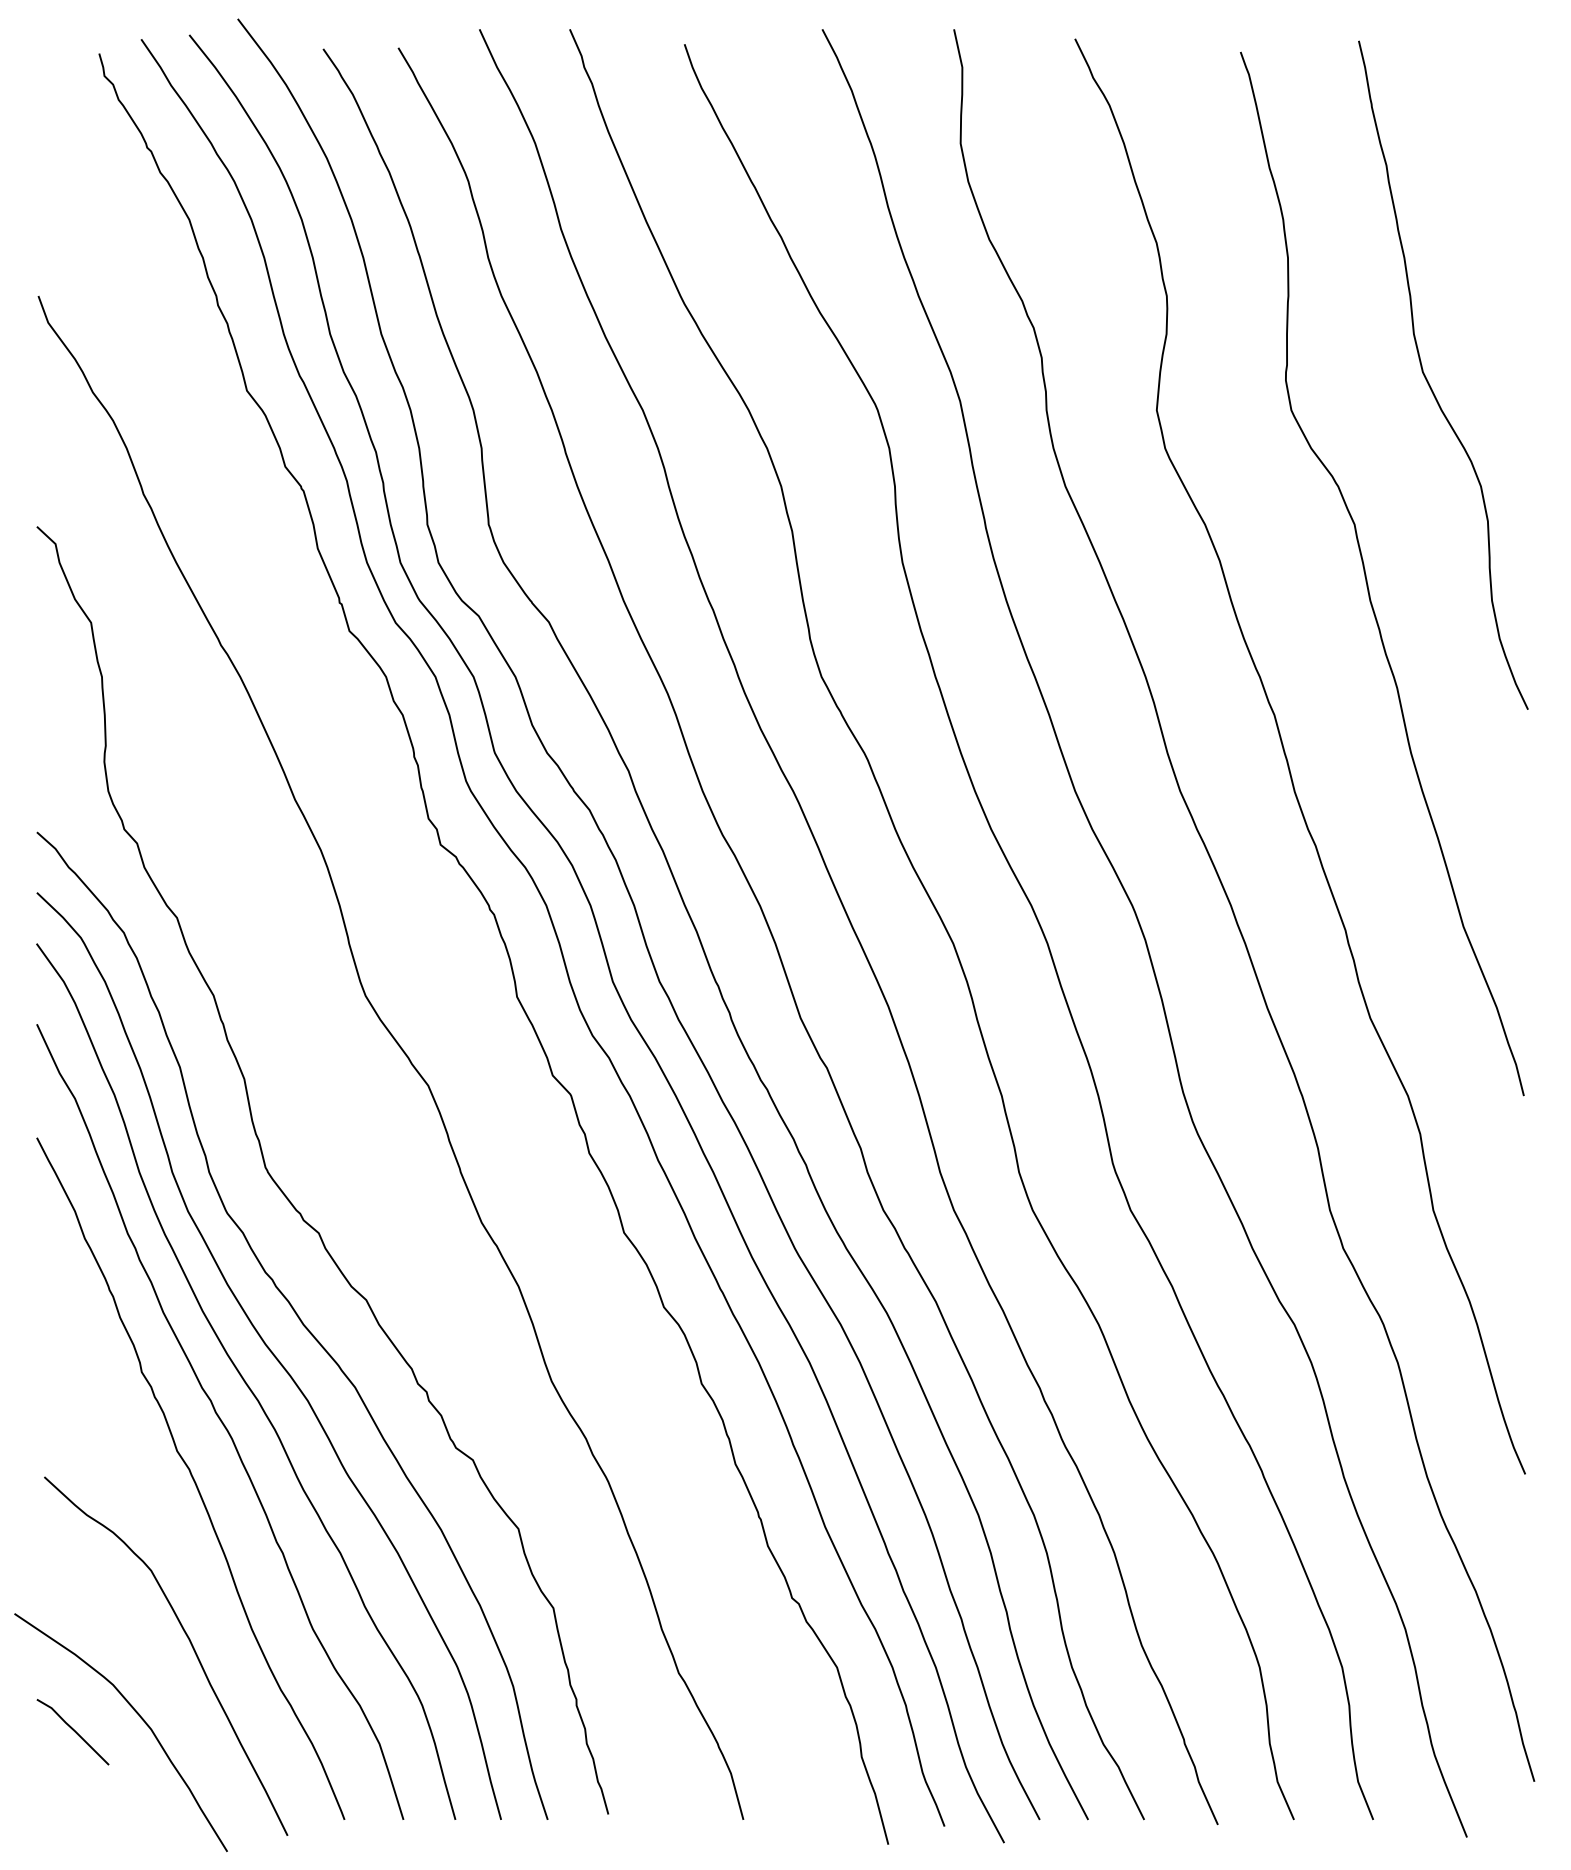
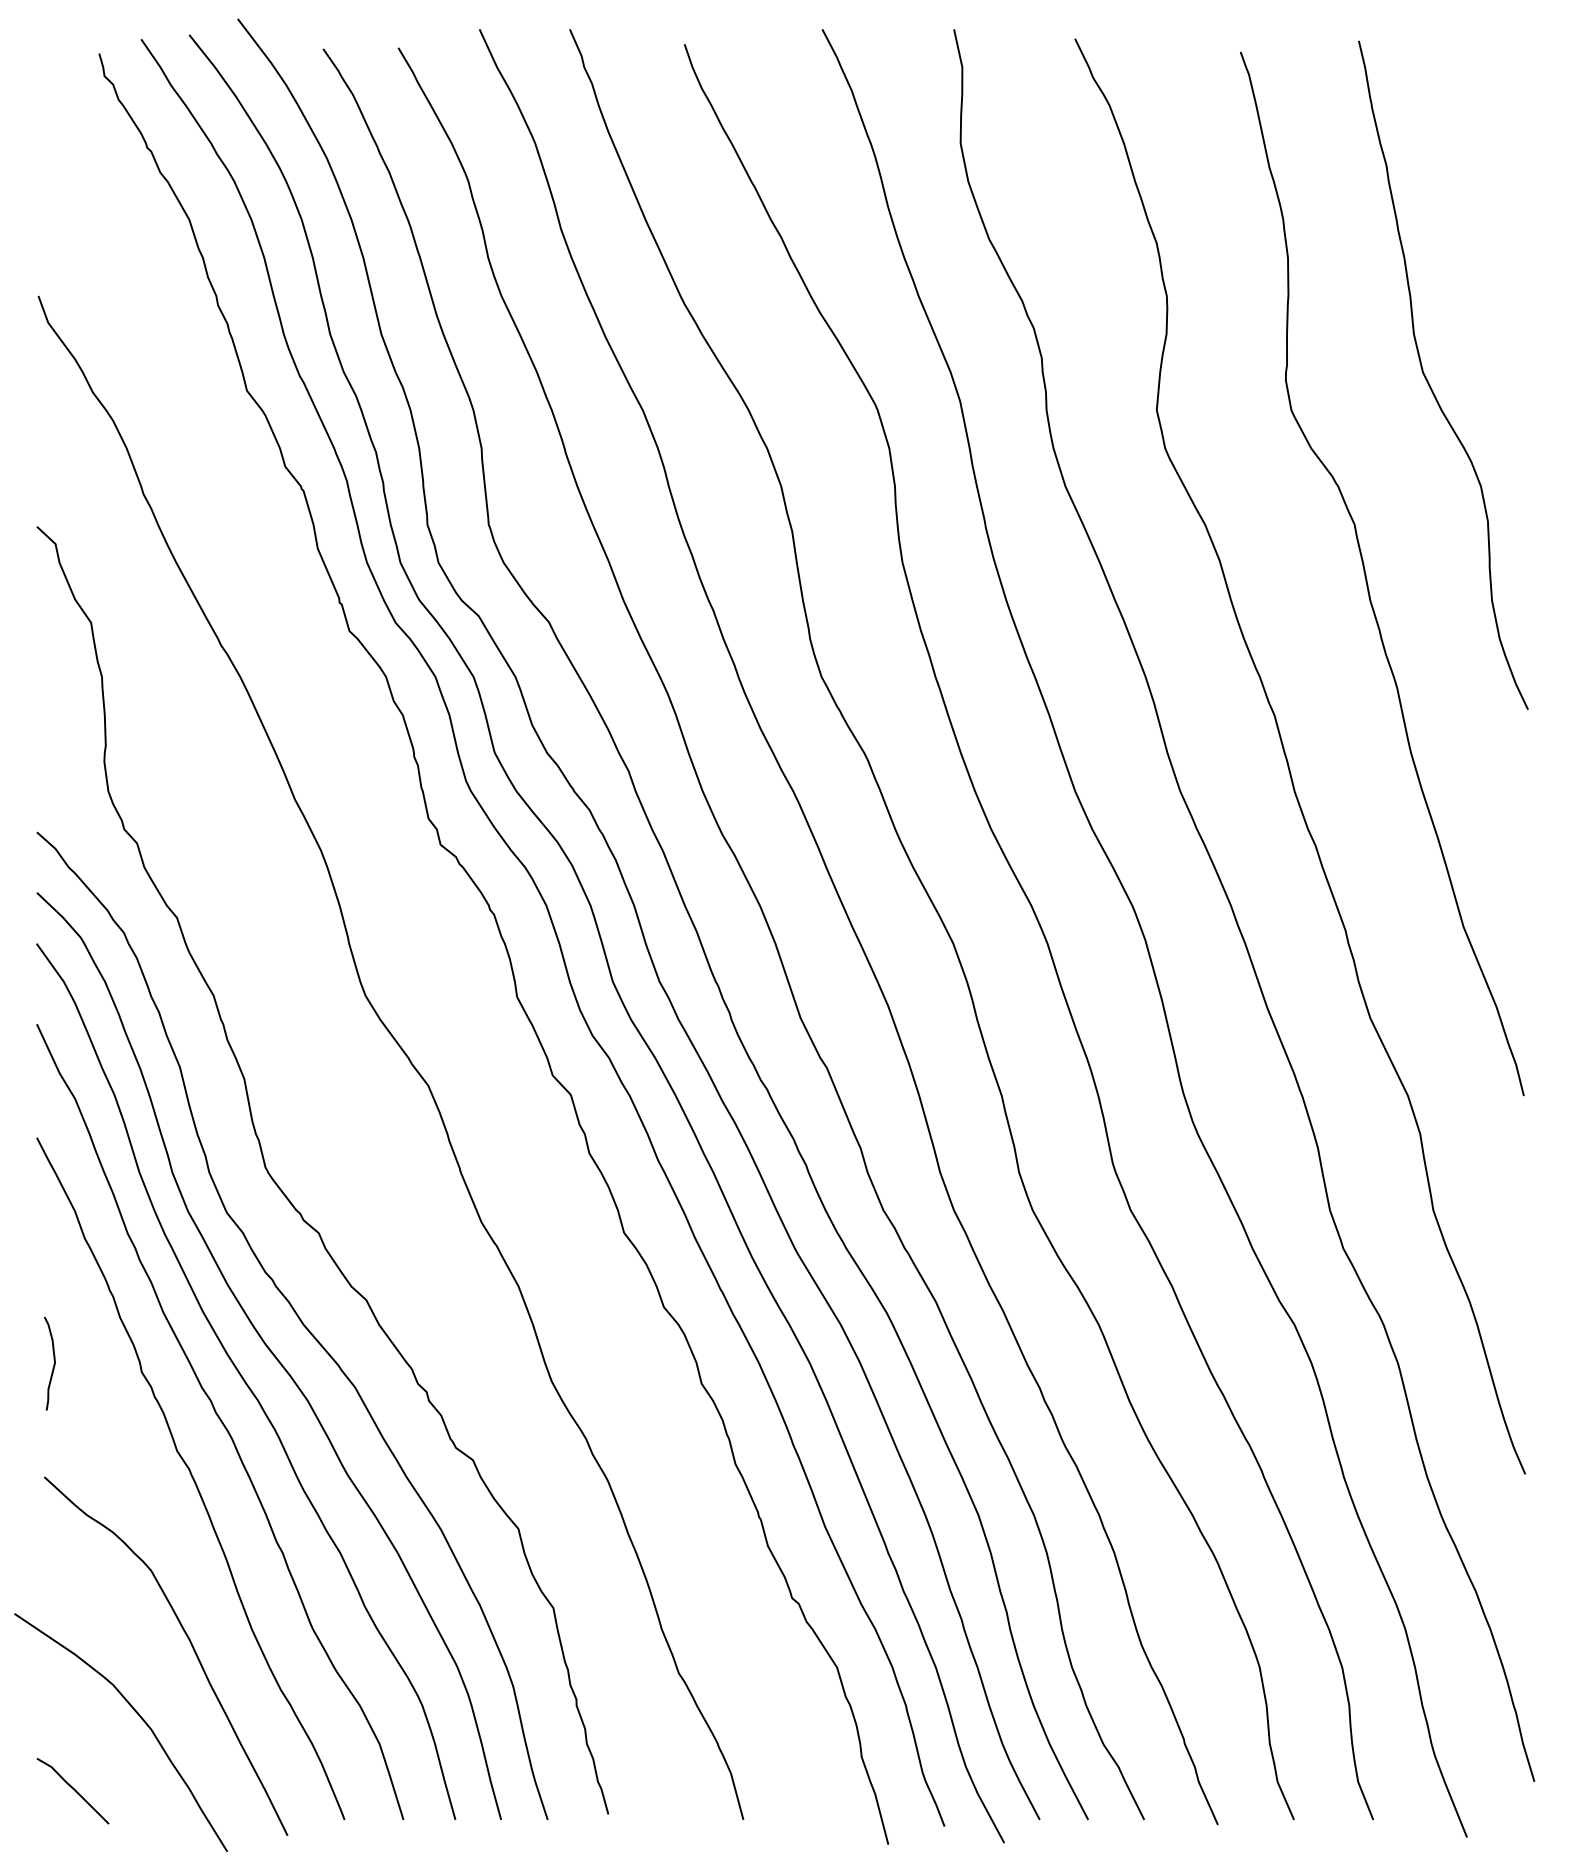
curve: none -> present (53, 1364)
line position: (73, 1731) -> (73, 1790) (73, 1790)
